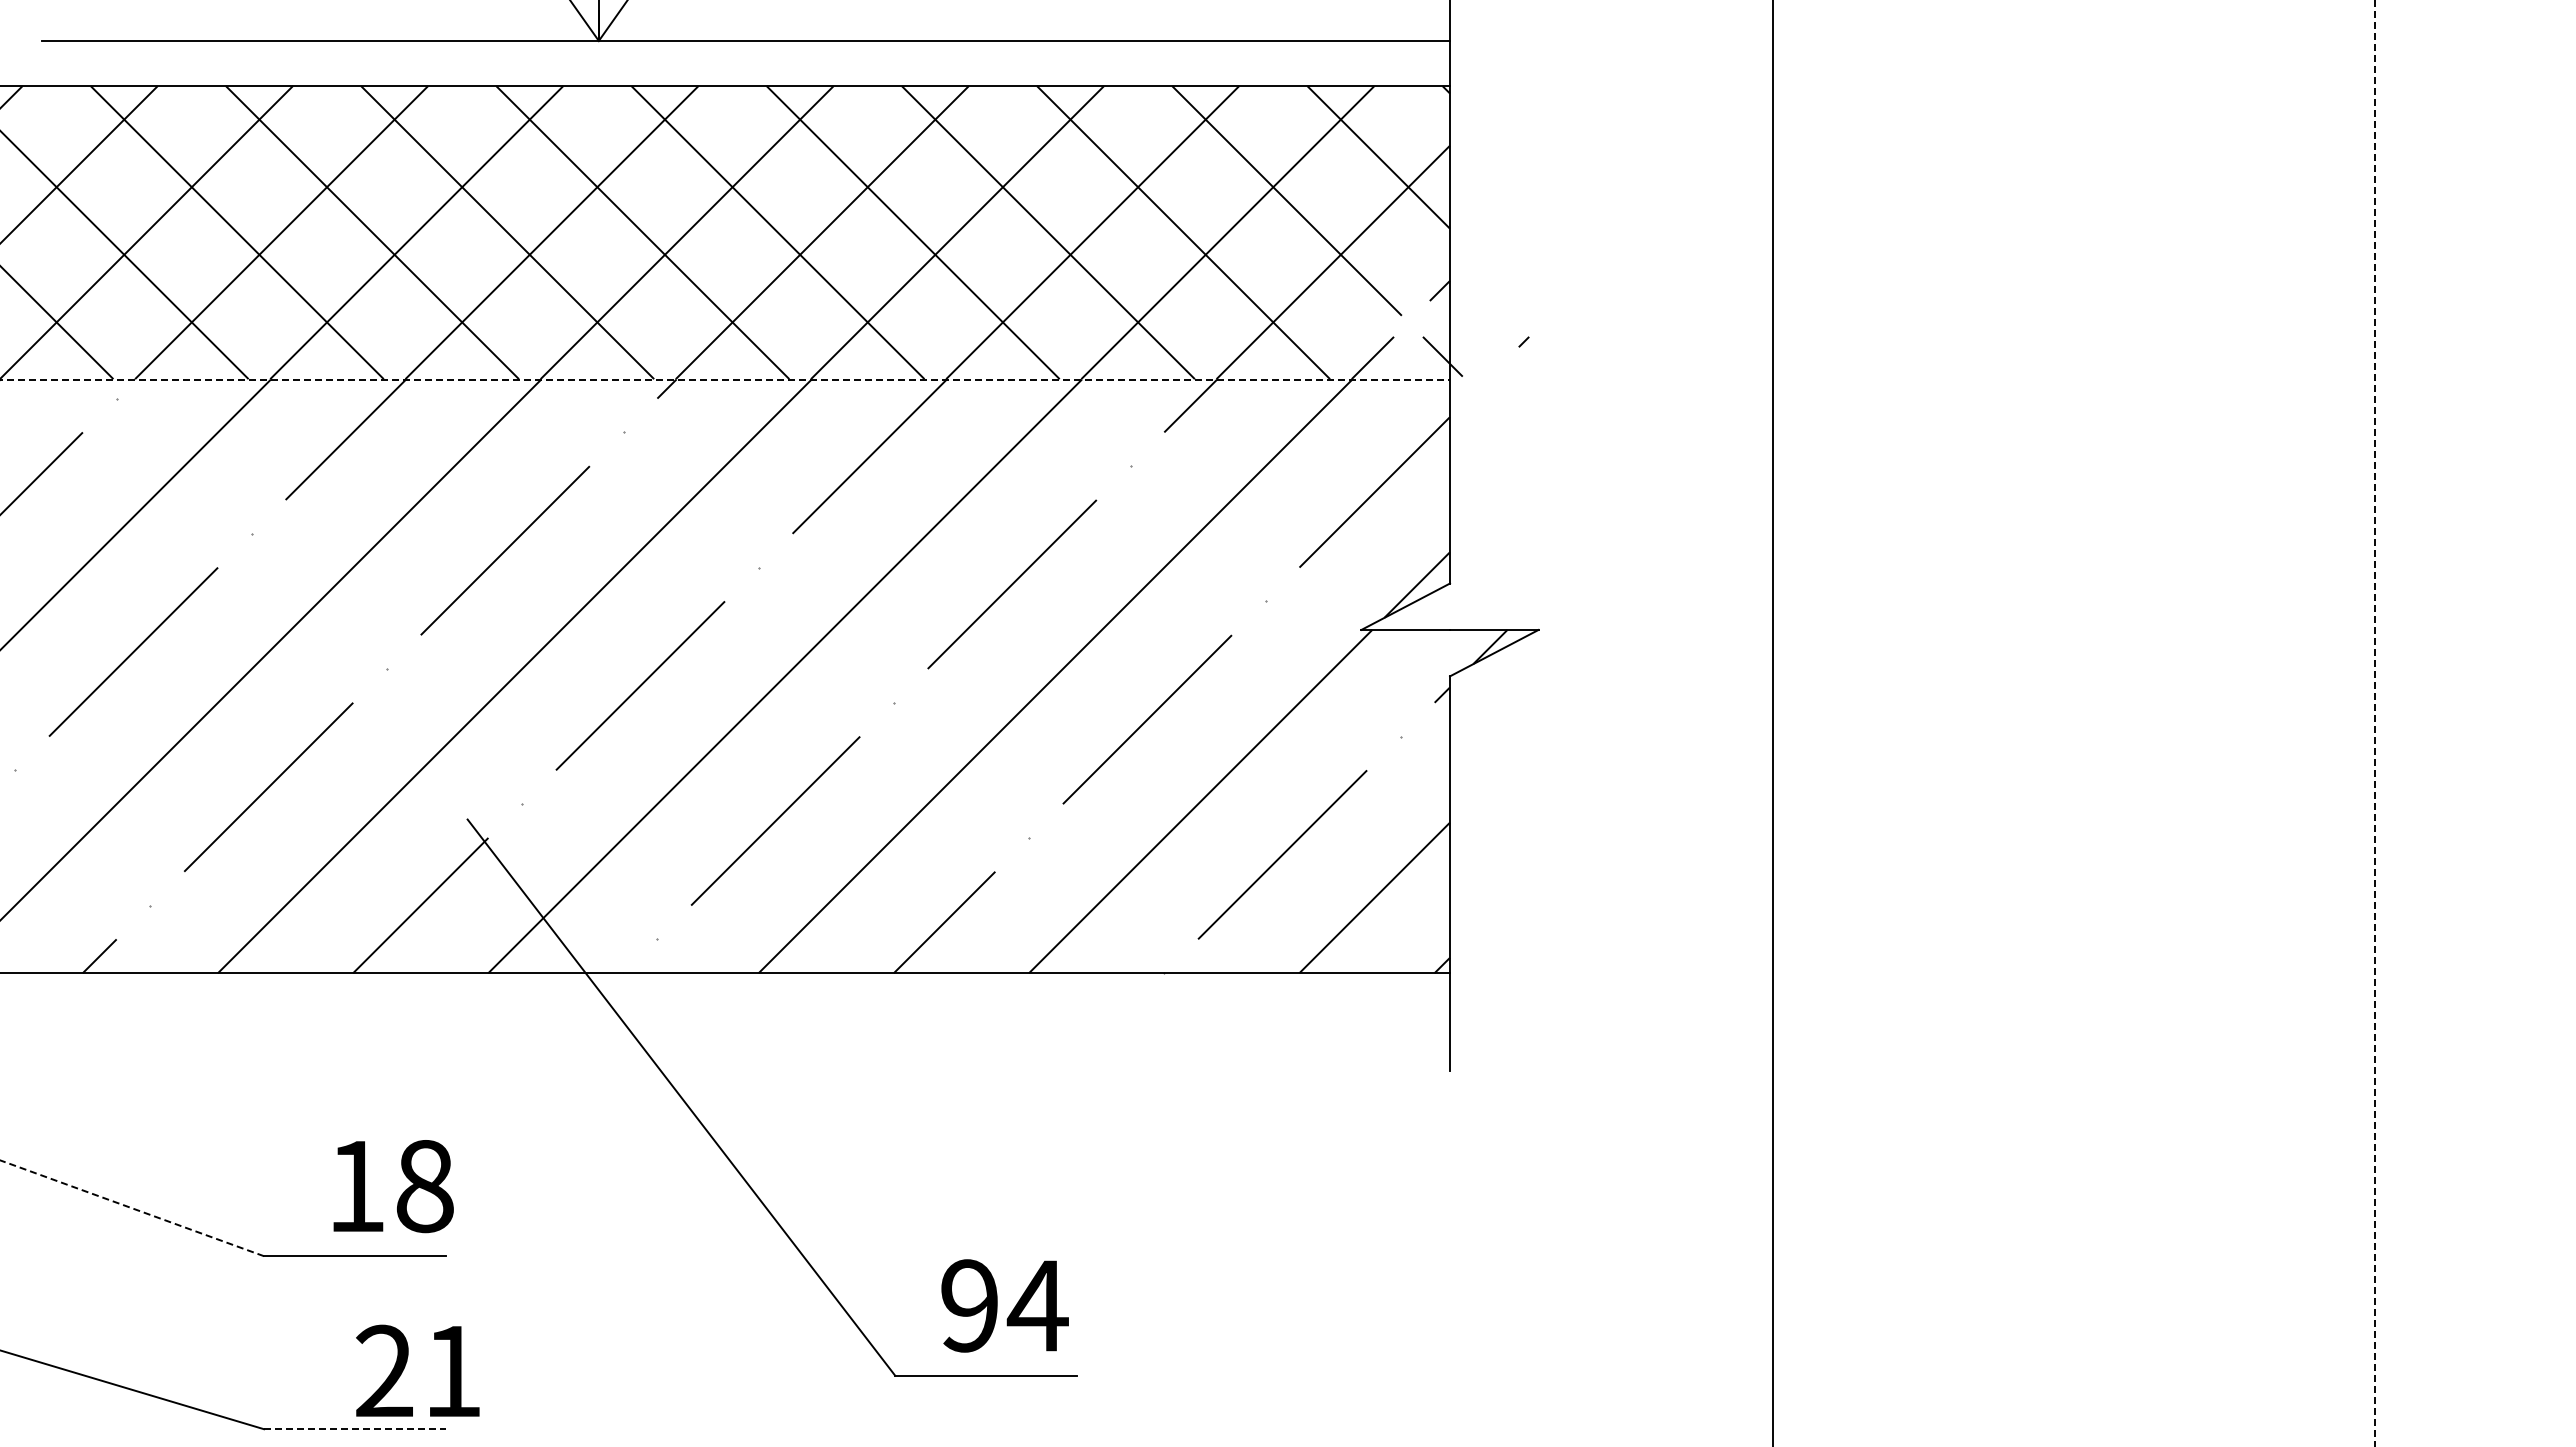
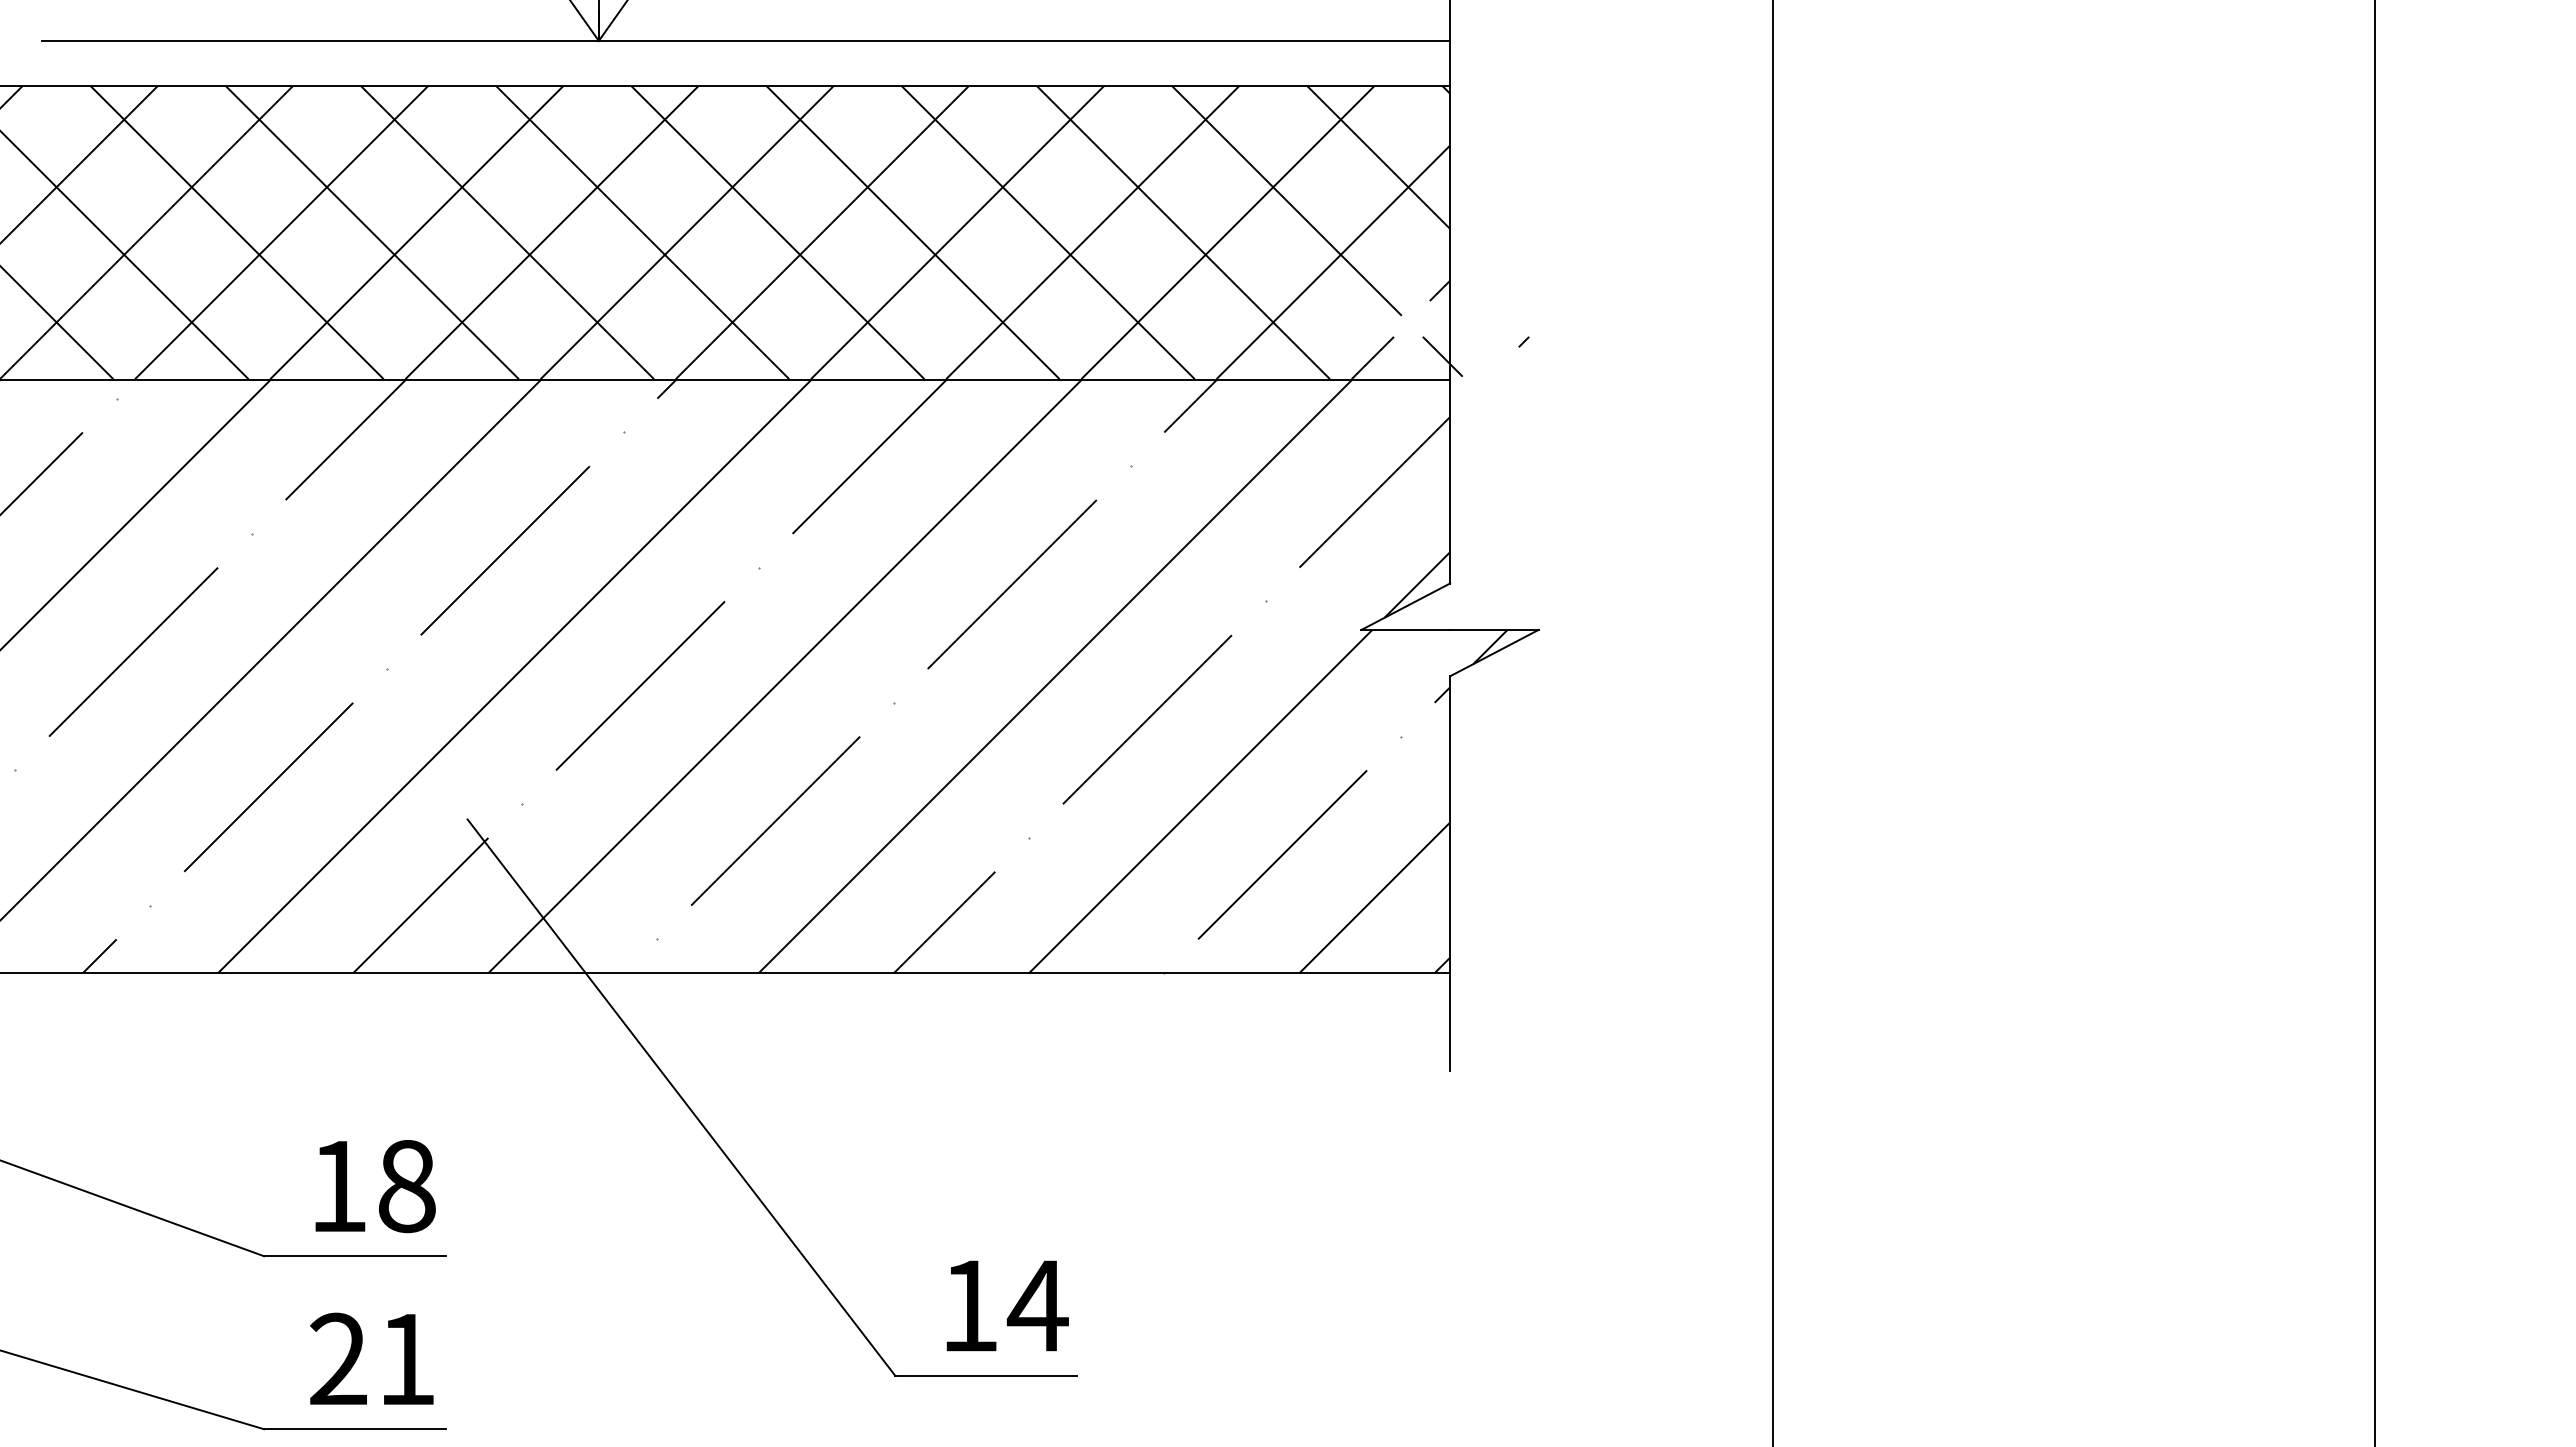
line: dashed -> solid (725, 379)
line: dashed -> solid (2374, 722)
text position: (393, 1186) -> (375, 1186) (375, 1186)
line: dashed -> solid (132, 1208)
text: 94 -> 14 (969, 1305)
text position: (417, 1370) -> (371, 1358) (371, 1358)
line: dashed -> solid (354, 1429)
